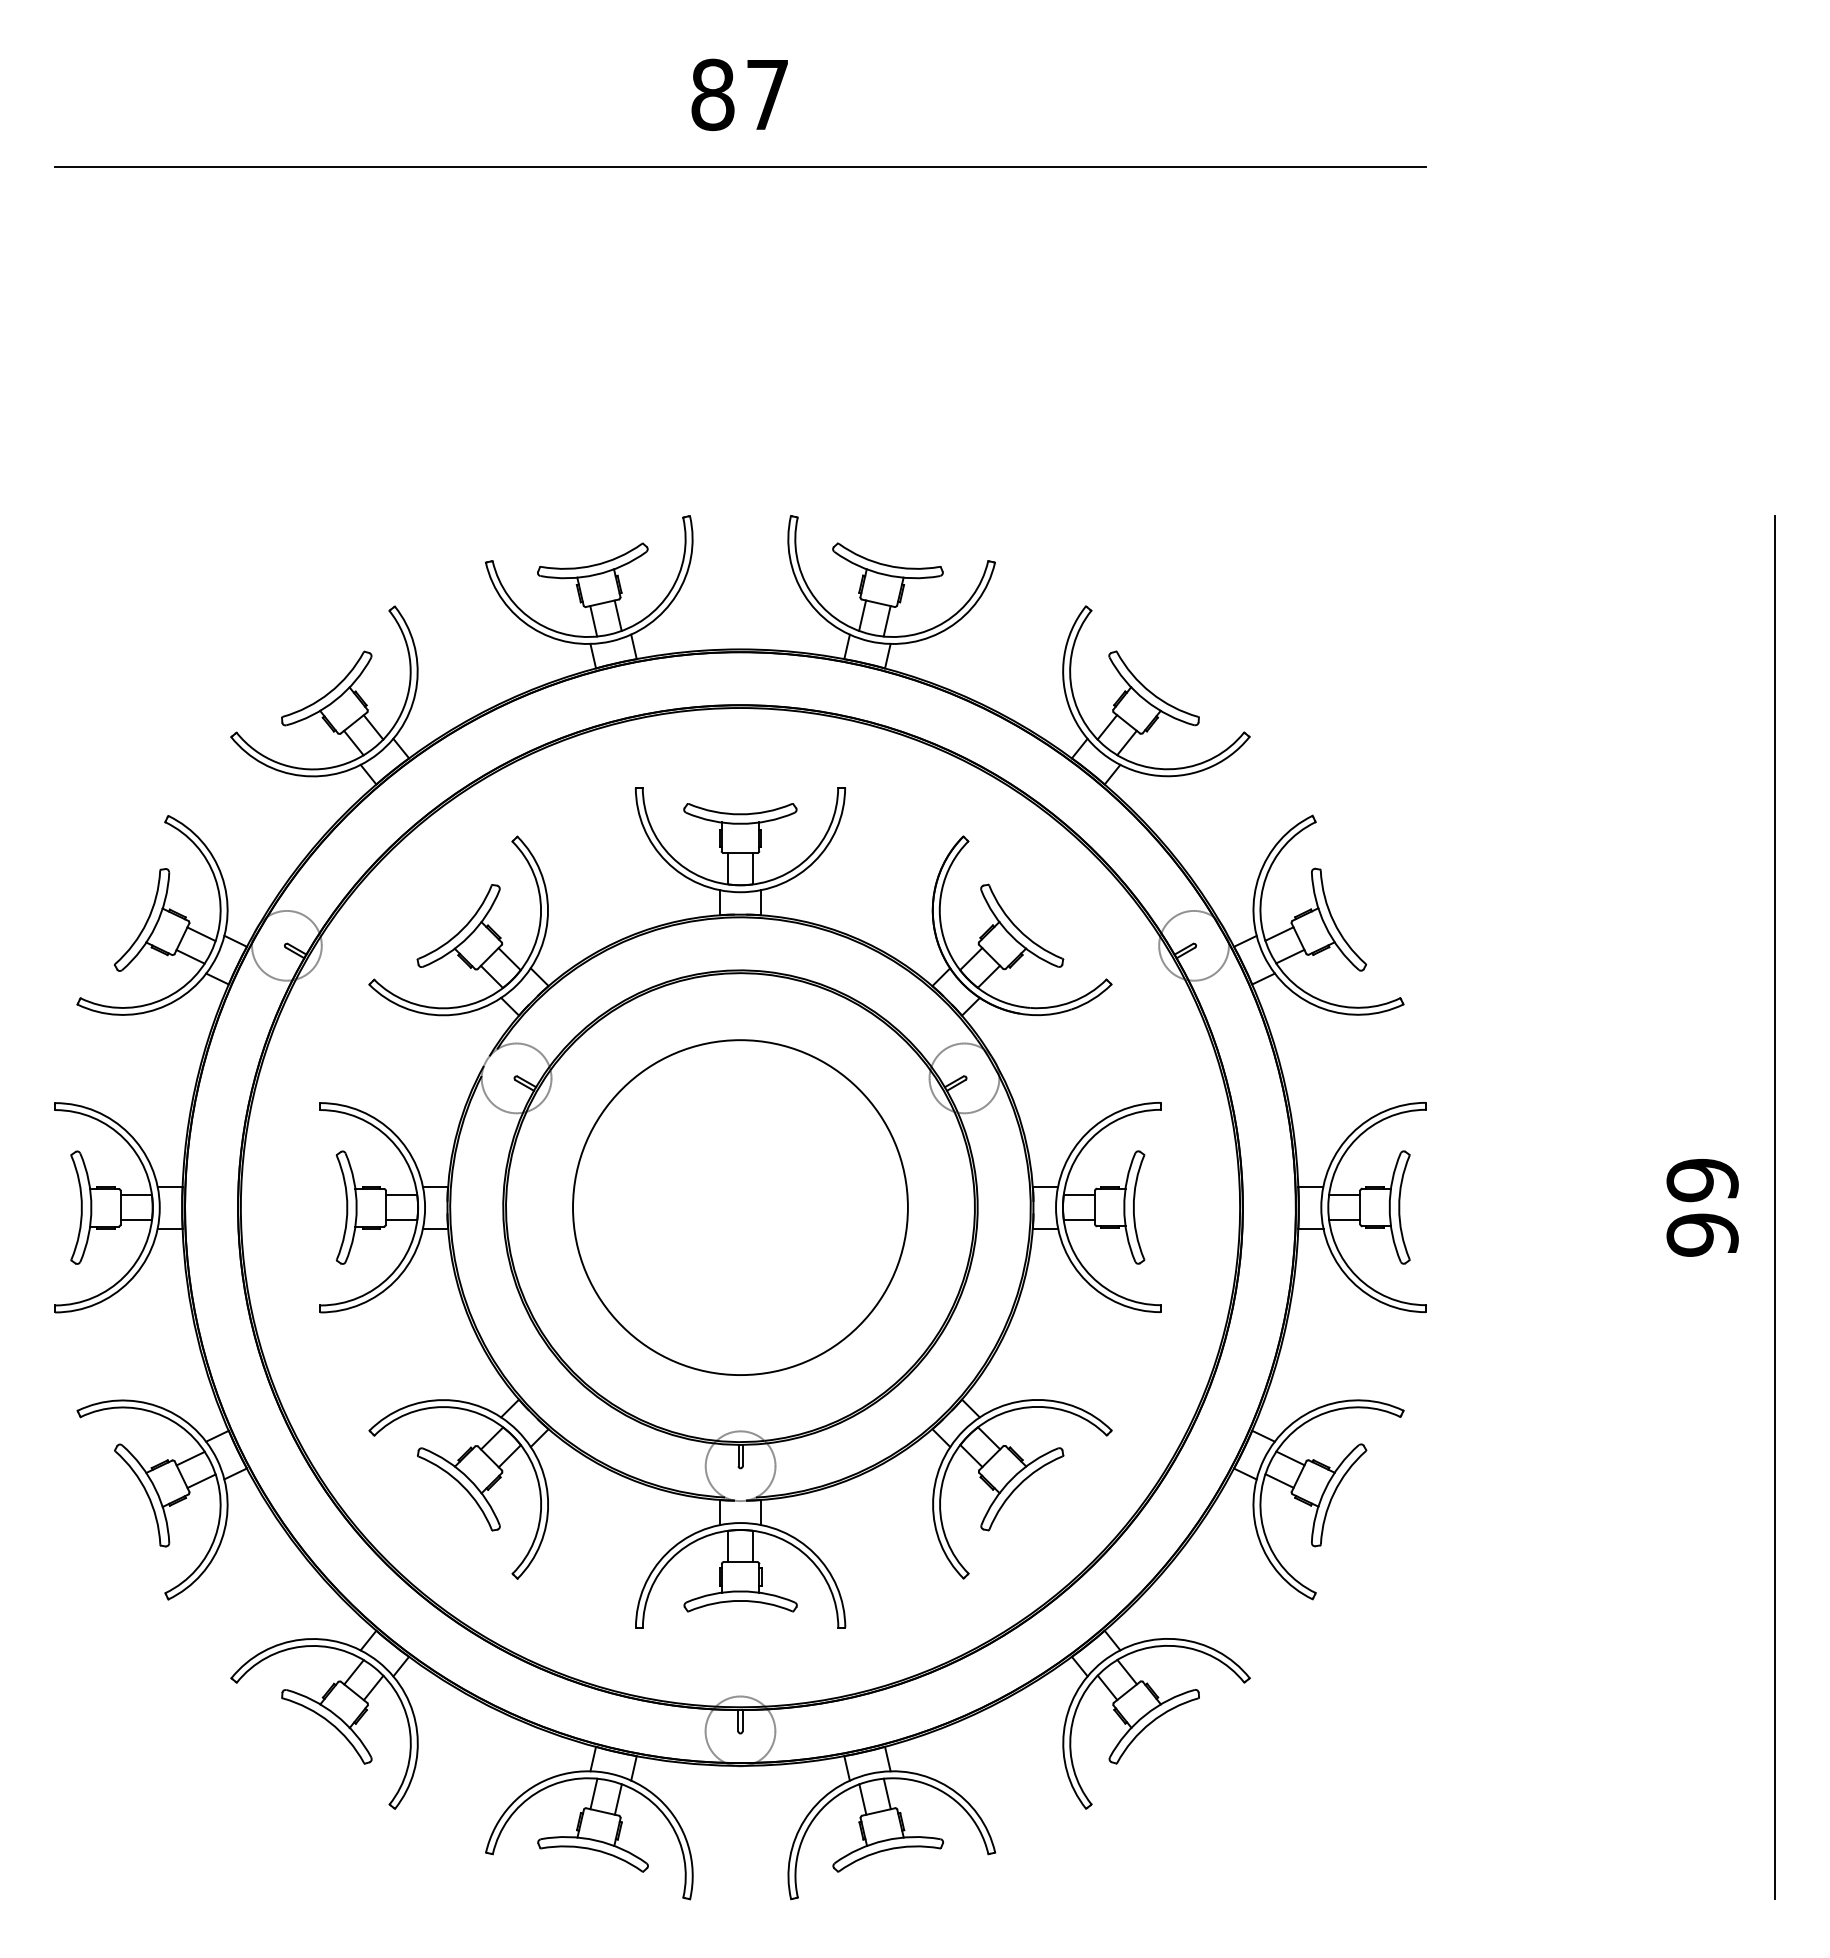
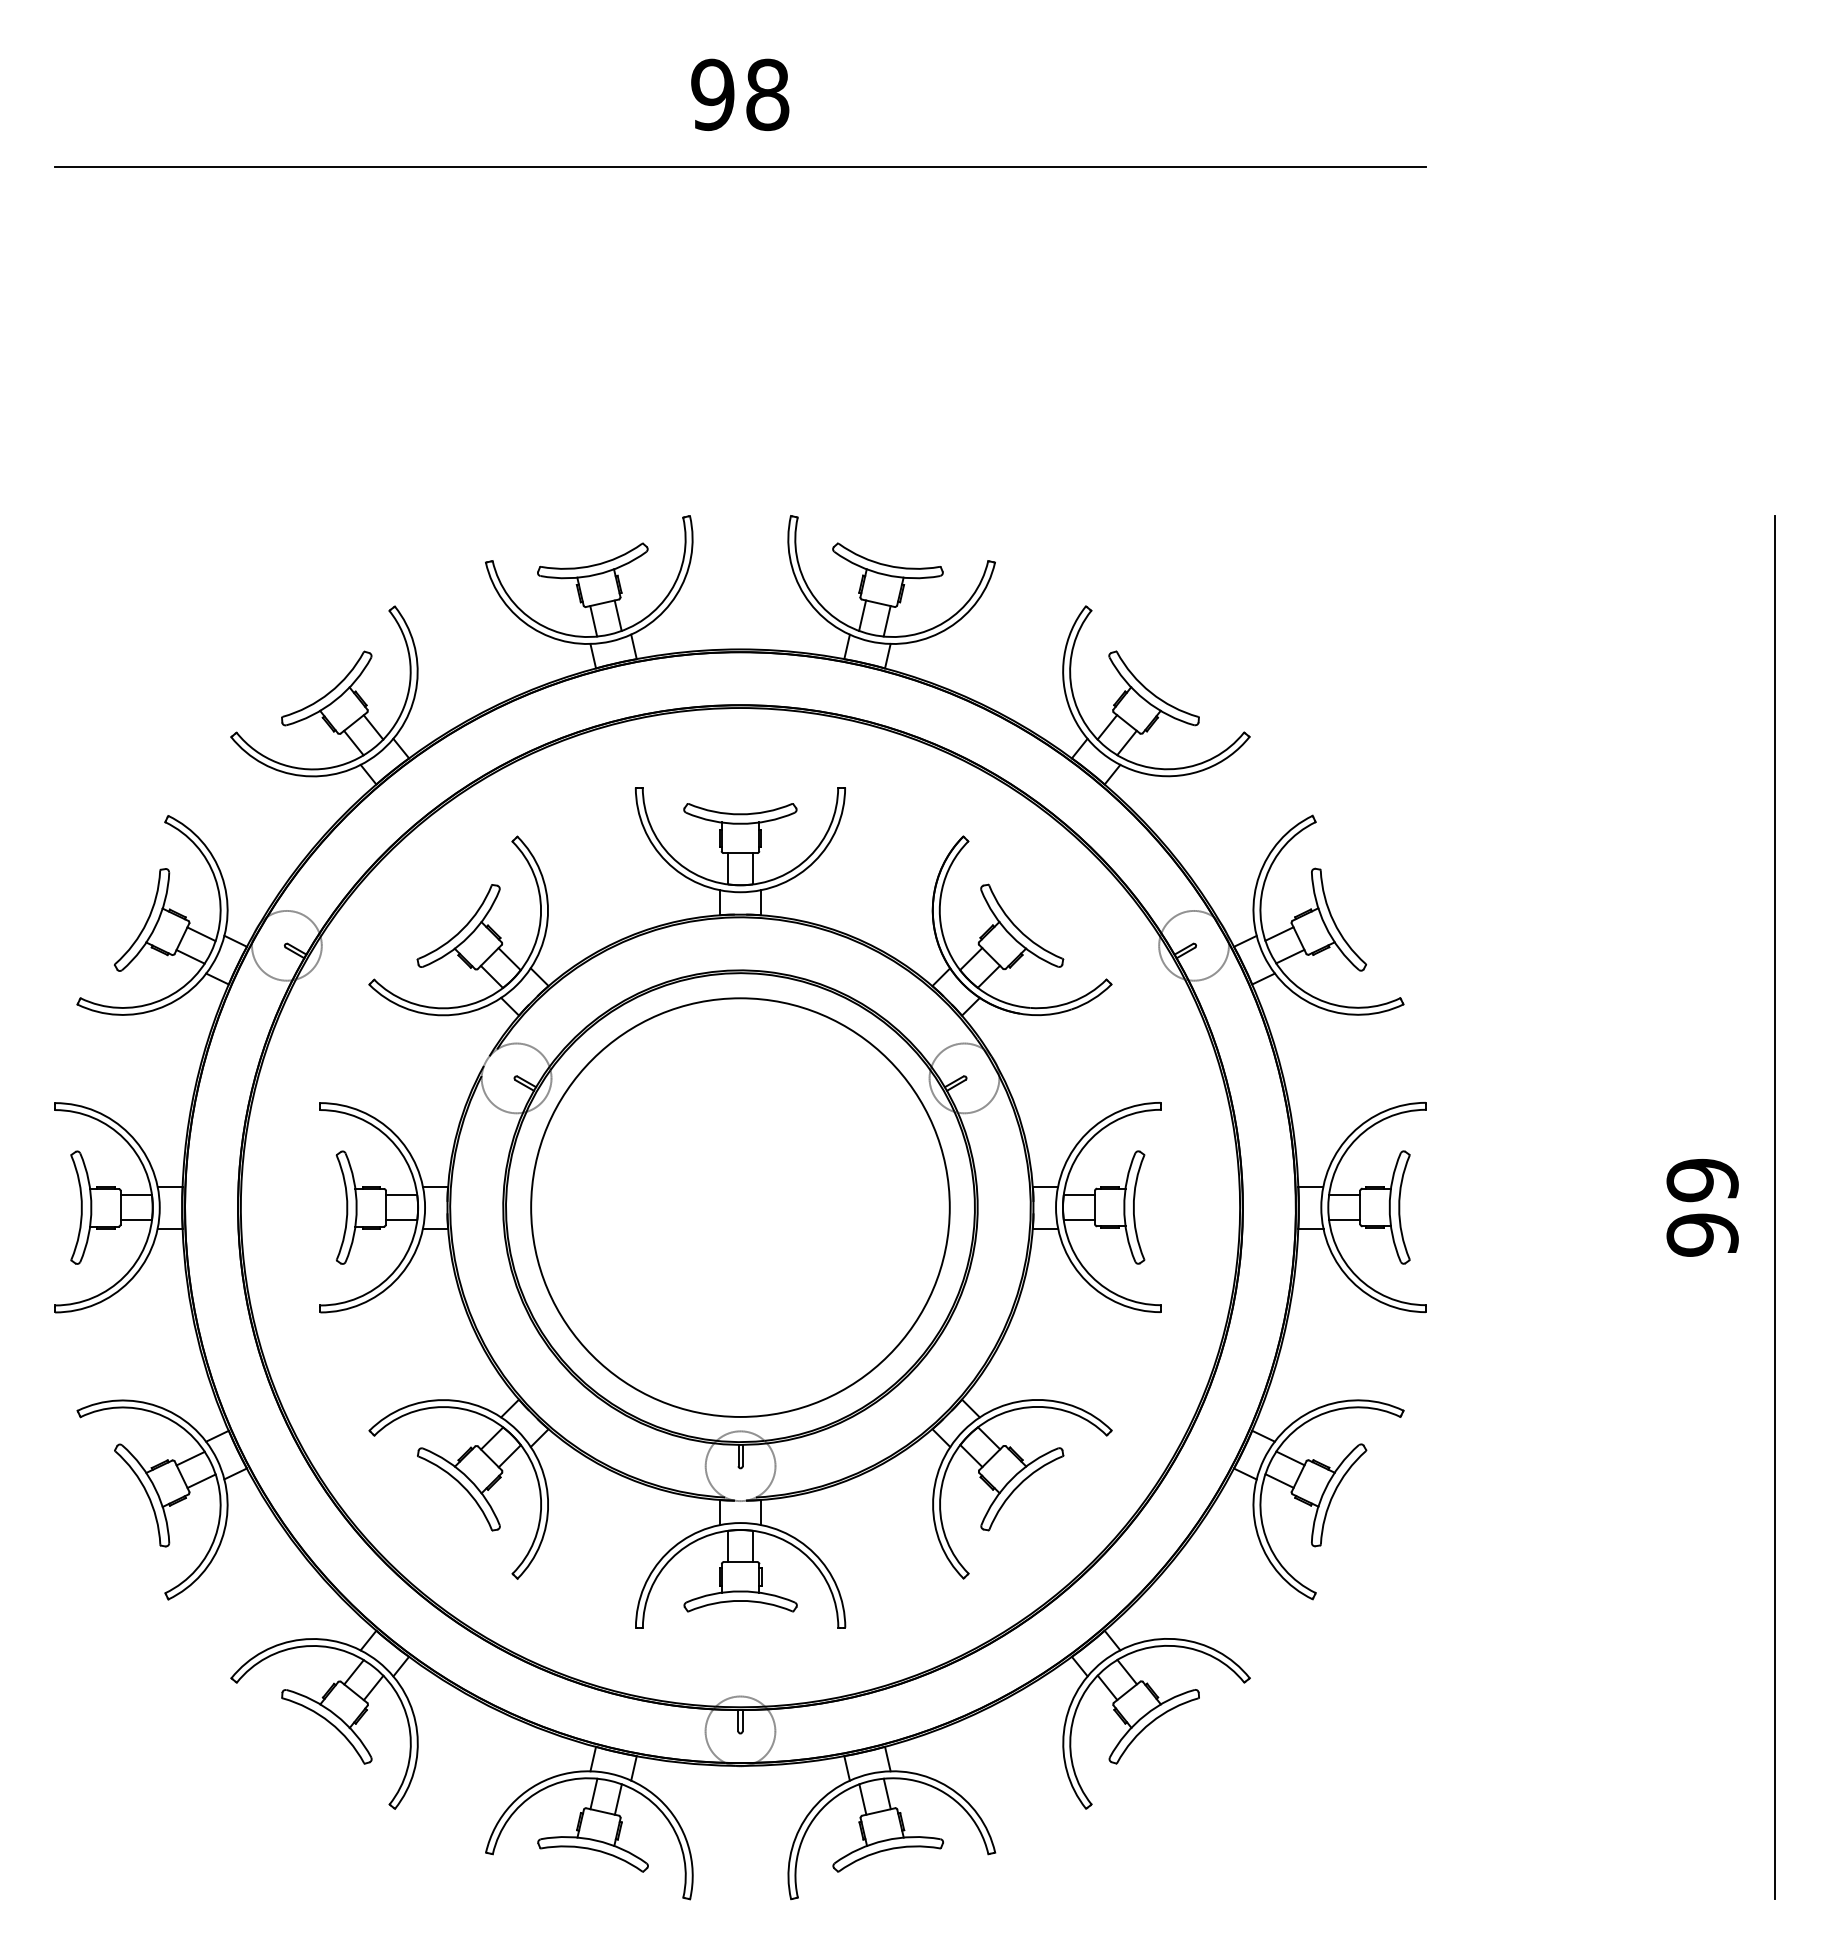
text: 87 -> 98 (740, 94)
circle diameter: 335 px -> 419 px (740, 1207)
